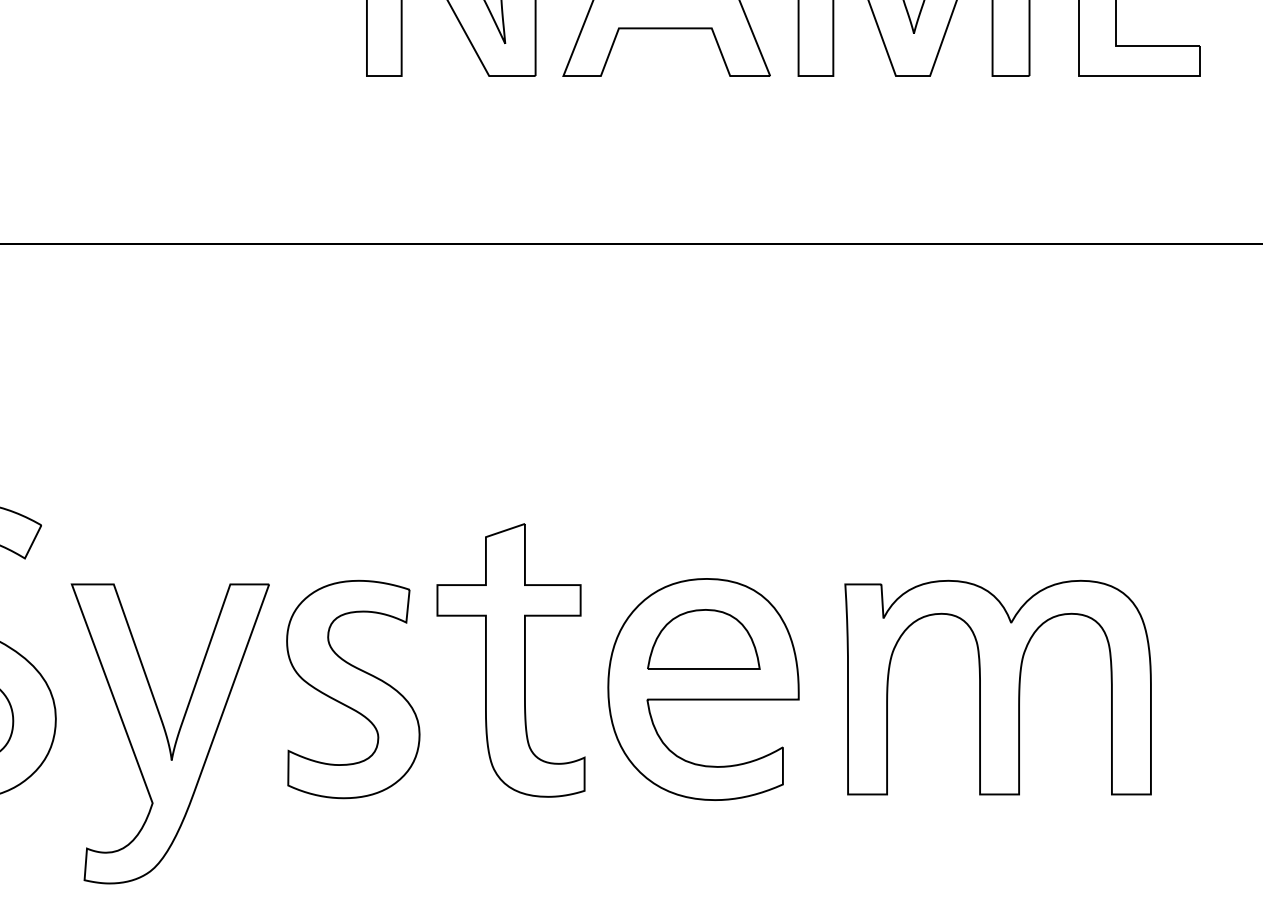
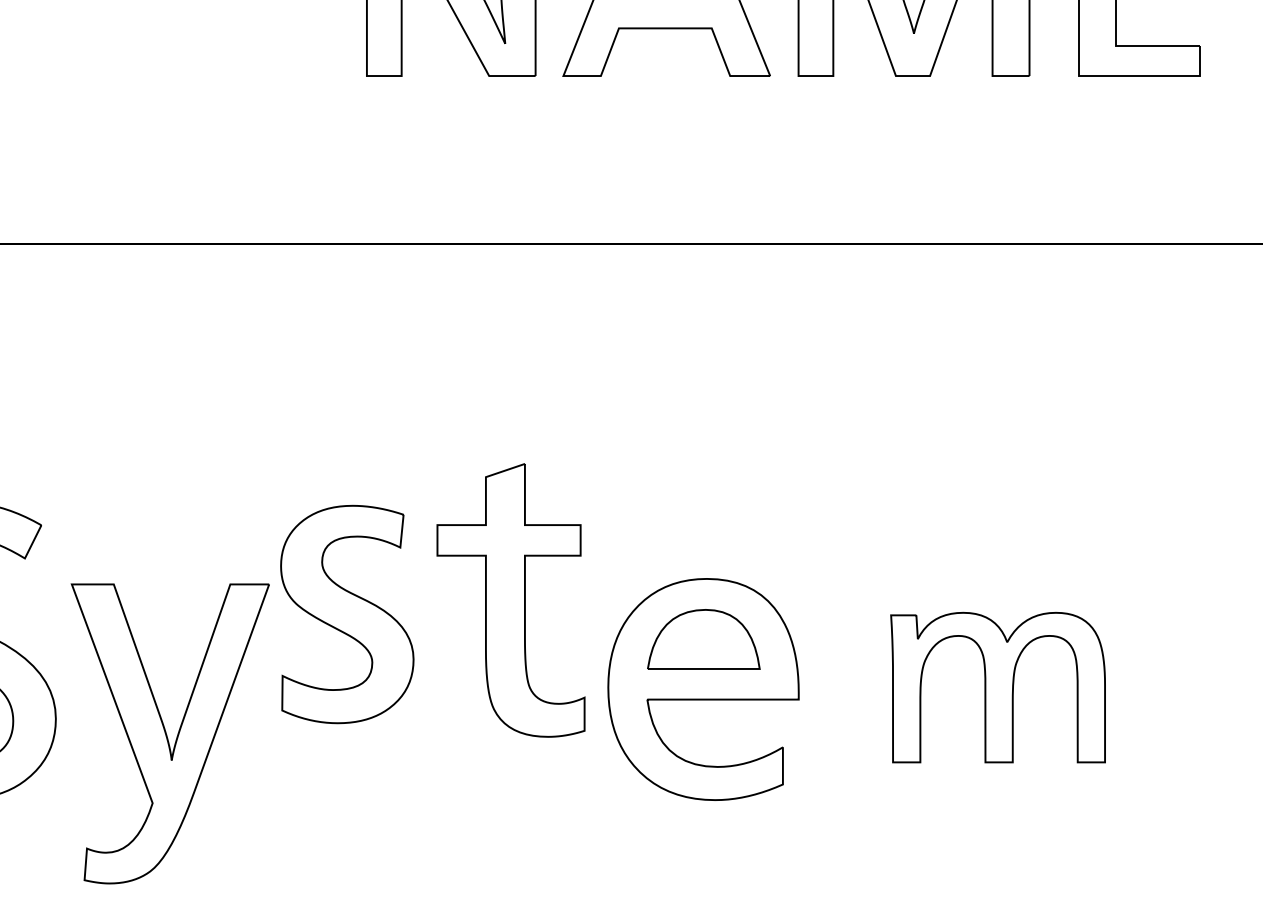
part position: (510, 660) -> (510, 600) (510, 600)
part size: 308x217 px -> 216x153 px (997, 687)
part position: (353, 689) -> (347, 614) (347, 614)
